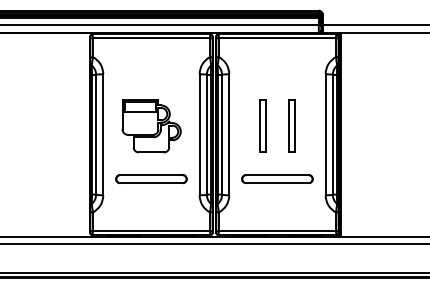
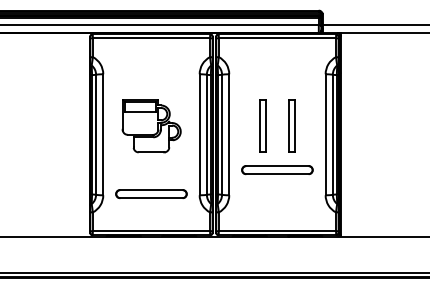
part position: (151, 178) -> (151, 193) (151, 193)
part position: (277, 179) -> (277, 170) (277, 170)
line: present -> none (214, 244)
